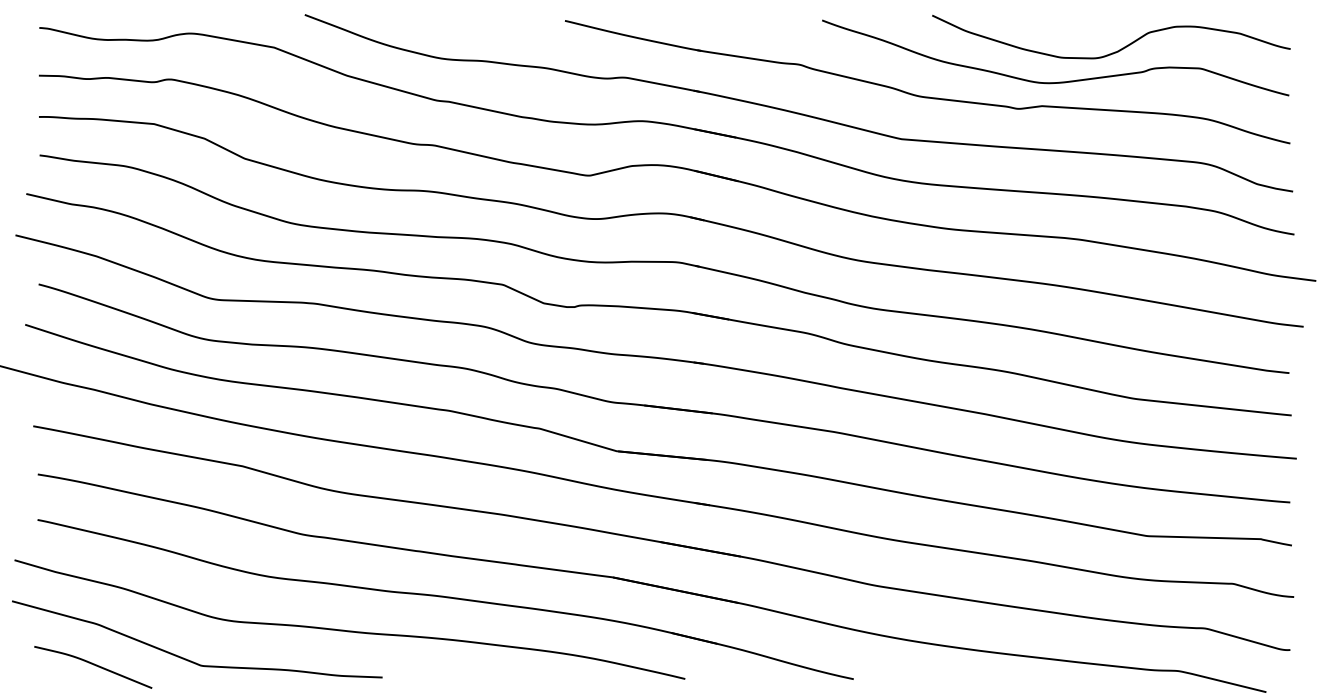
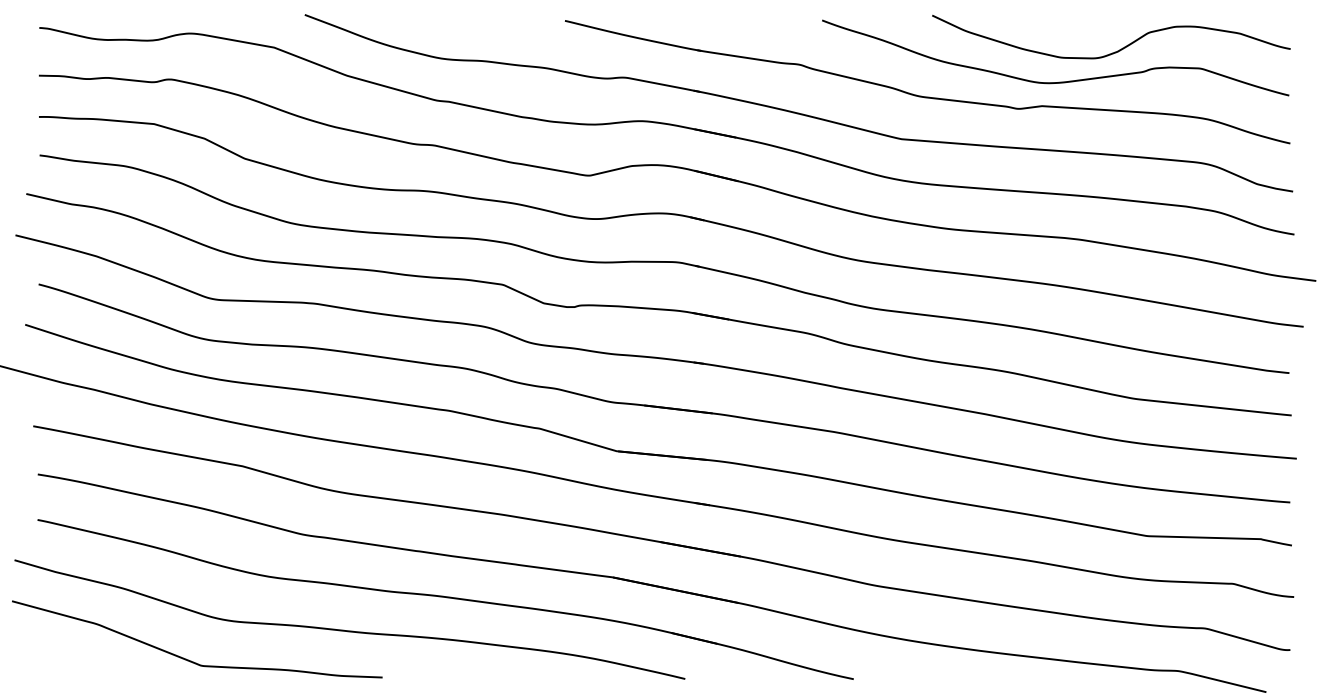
curve: present -> none (93, 665)
